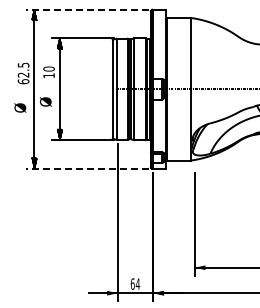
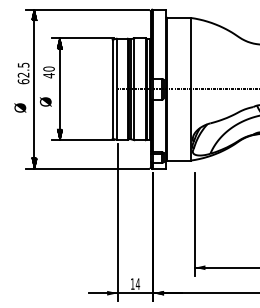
line: dashed -> solid (87, 9)
text: 10 -> 40 (48, 75)
line: dashed -> solid (87, 168)
text: 64 -> 14 (132, 283)
